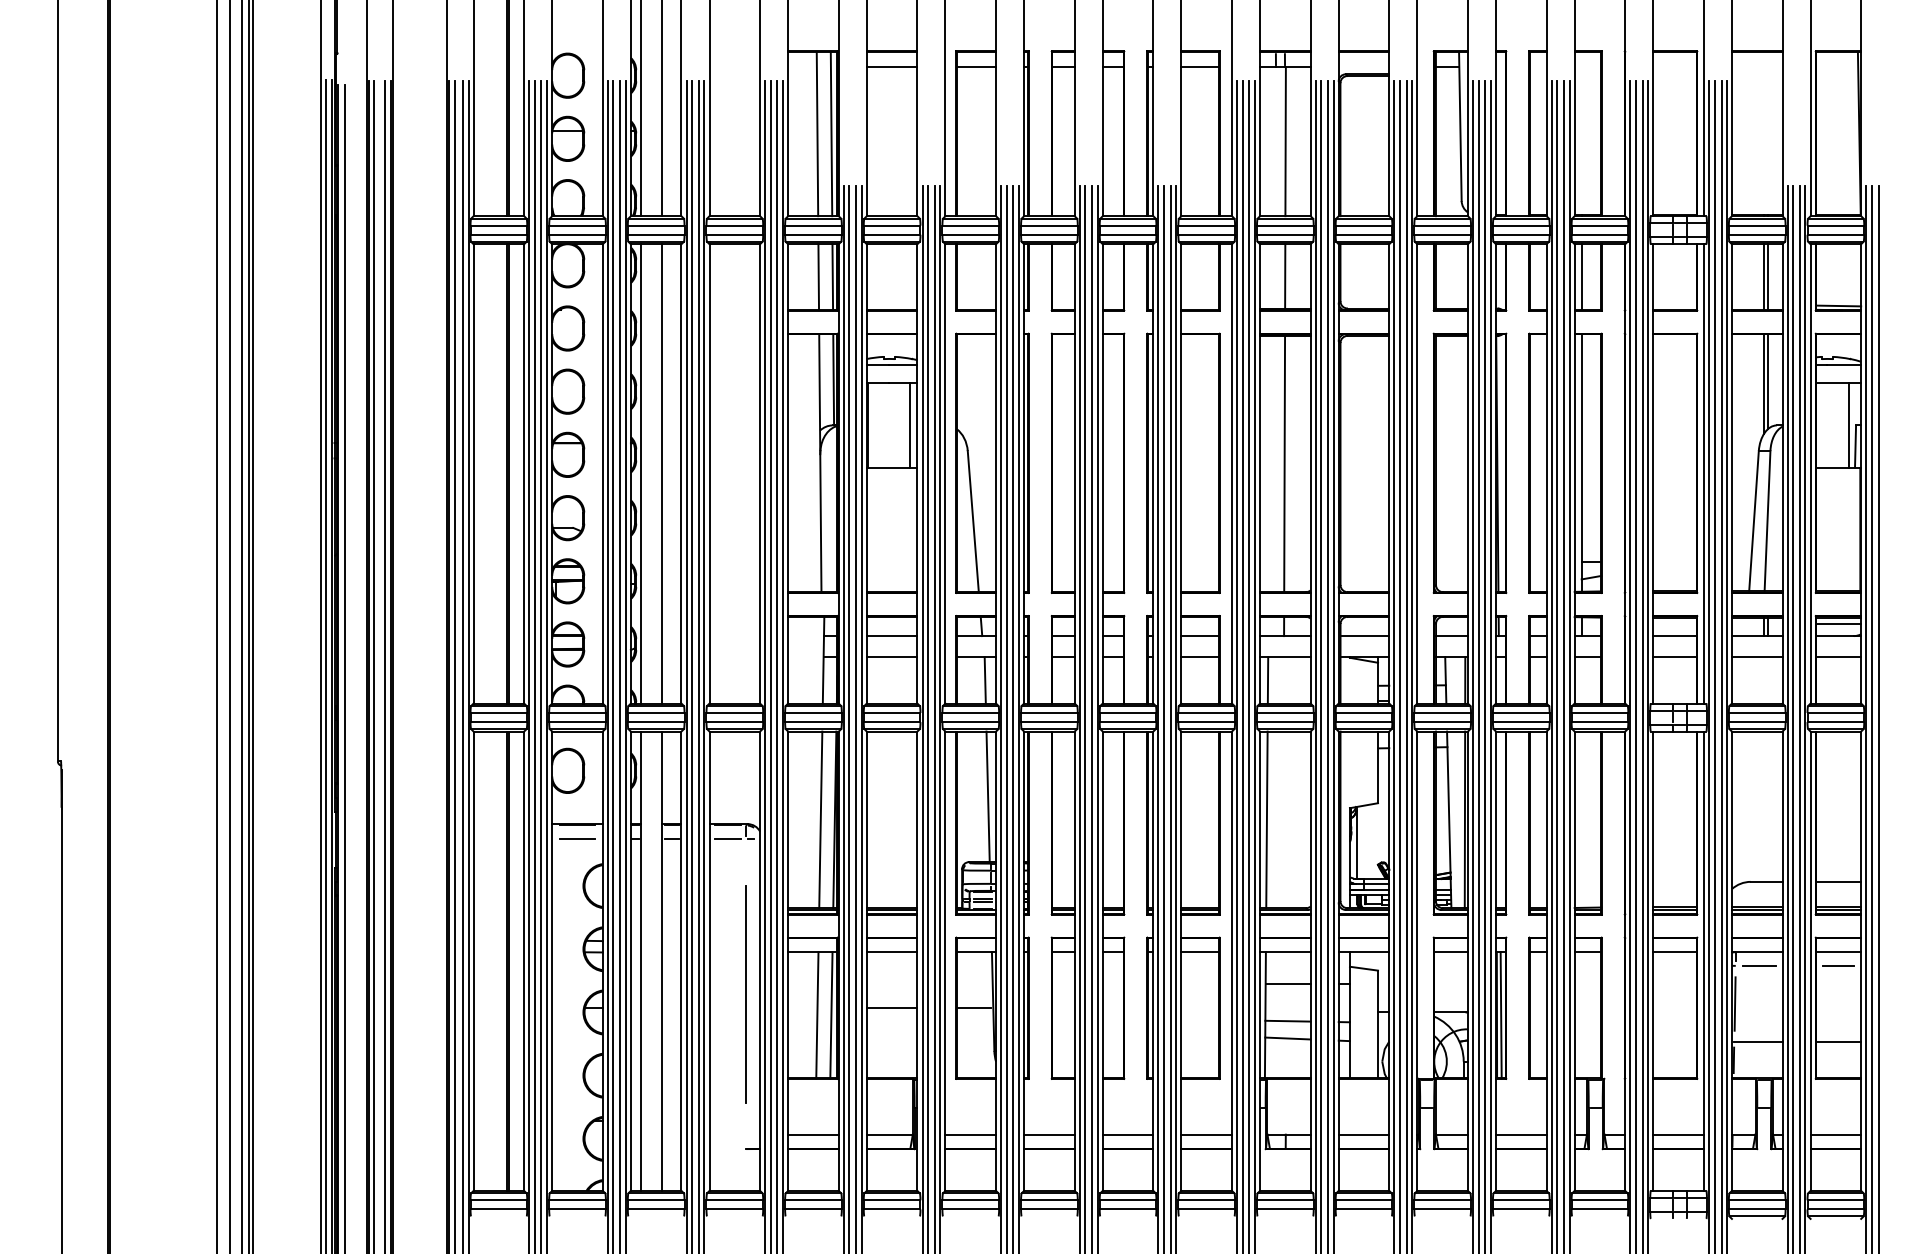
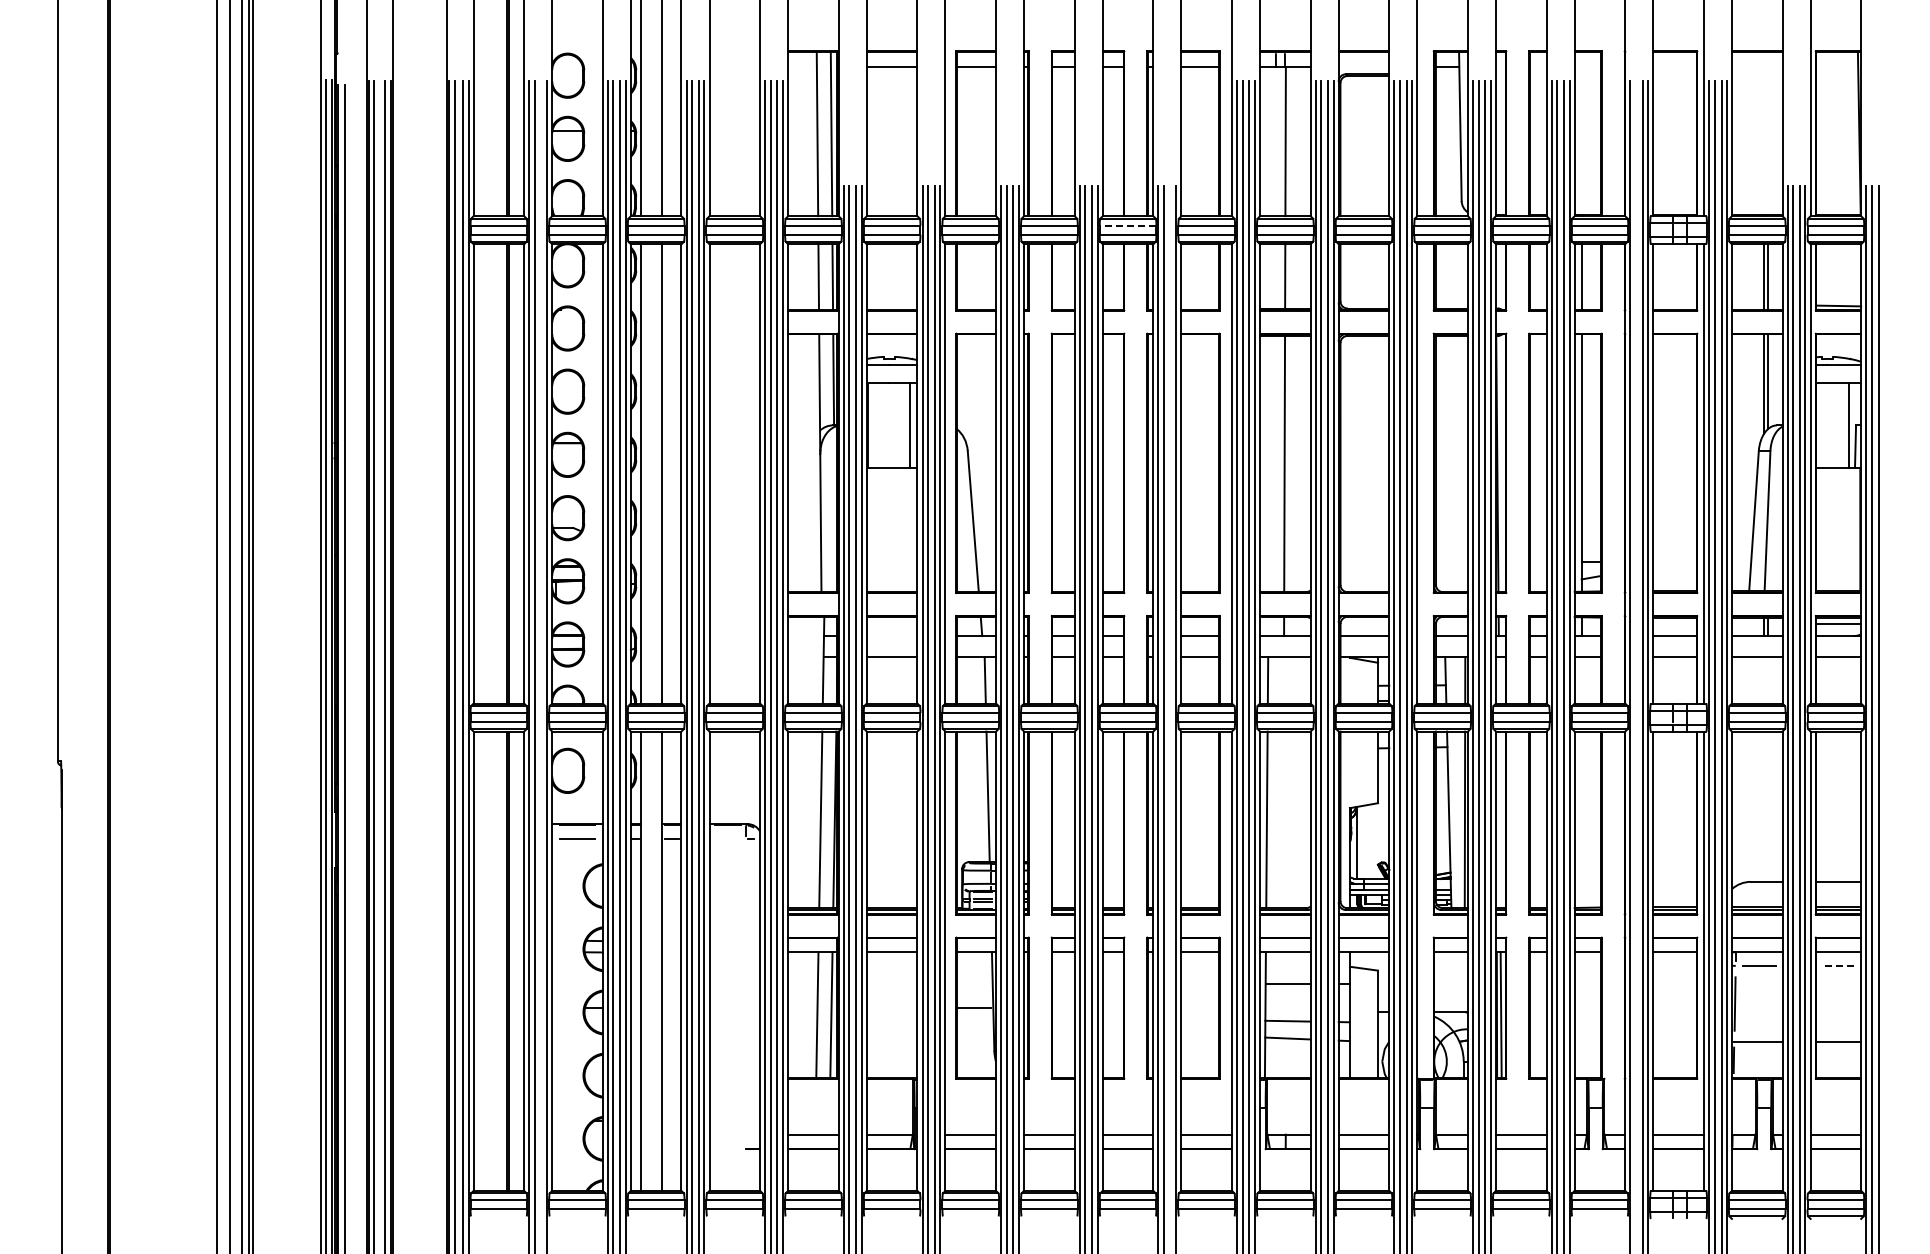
line: solid -> dashed (1127, 225)
line: present -> none (891, 636)
line: present -> none (541, 665)
line: present -> none (1635, 665)
line: present -> none (1170, 718)
line: present -> none (727, 839)
line: solid -> dashed (1838, 965)
line: present -> none (745, 994)
line: present -> none (891, 1008)
